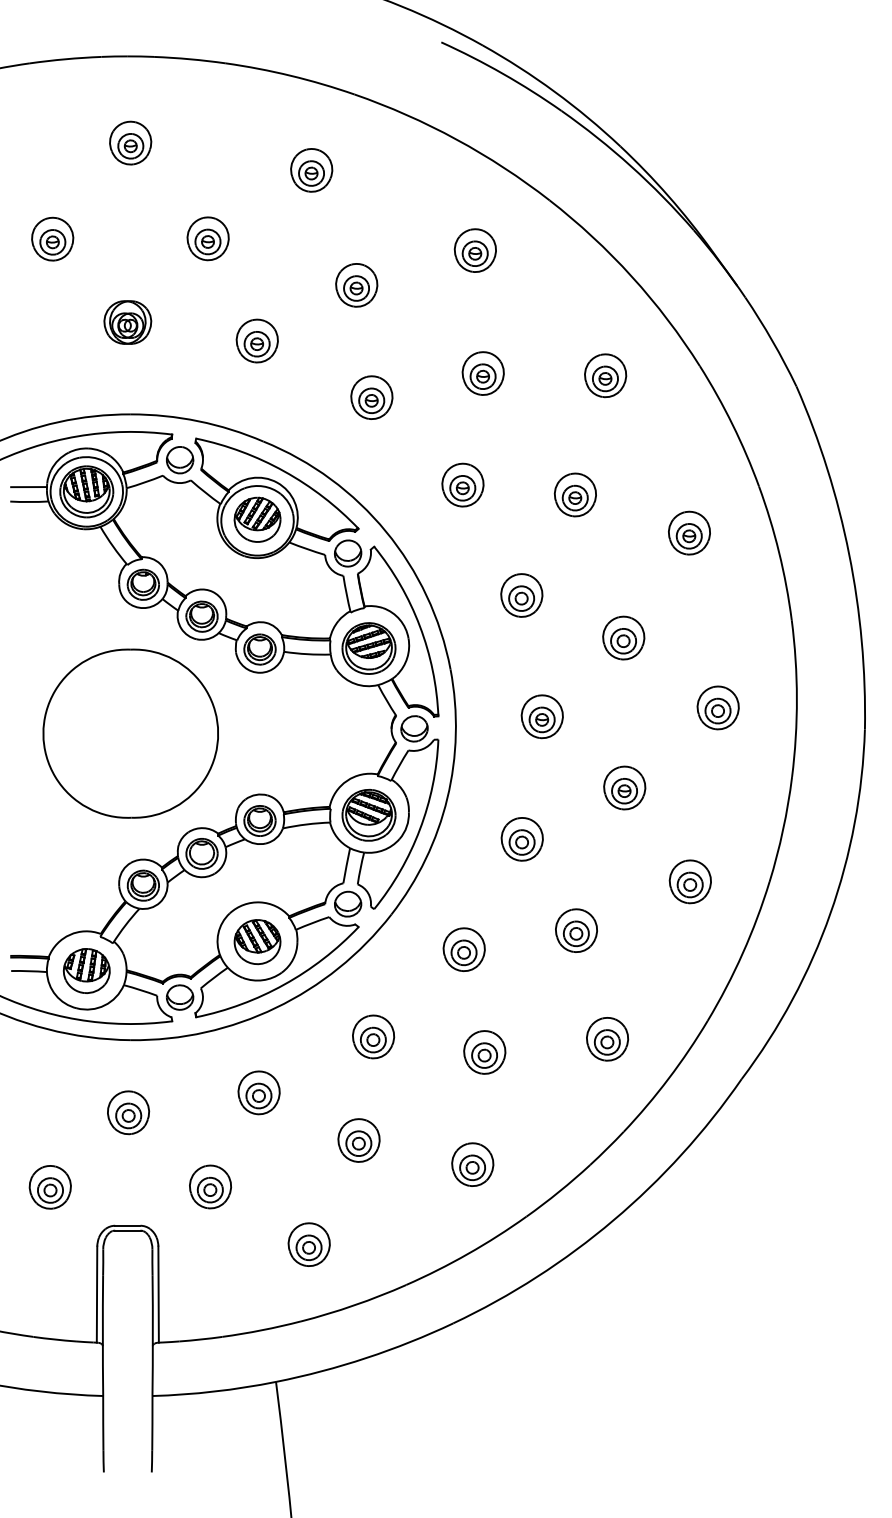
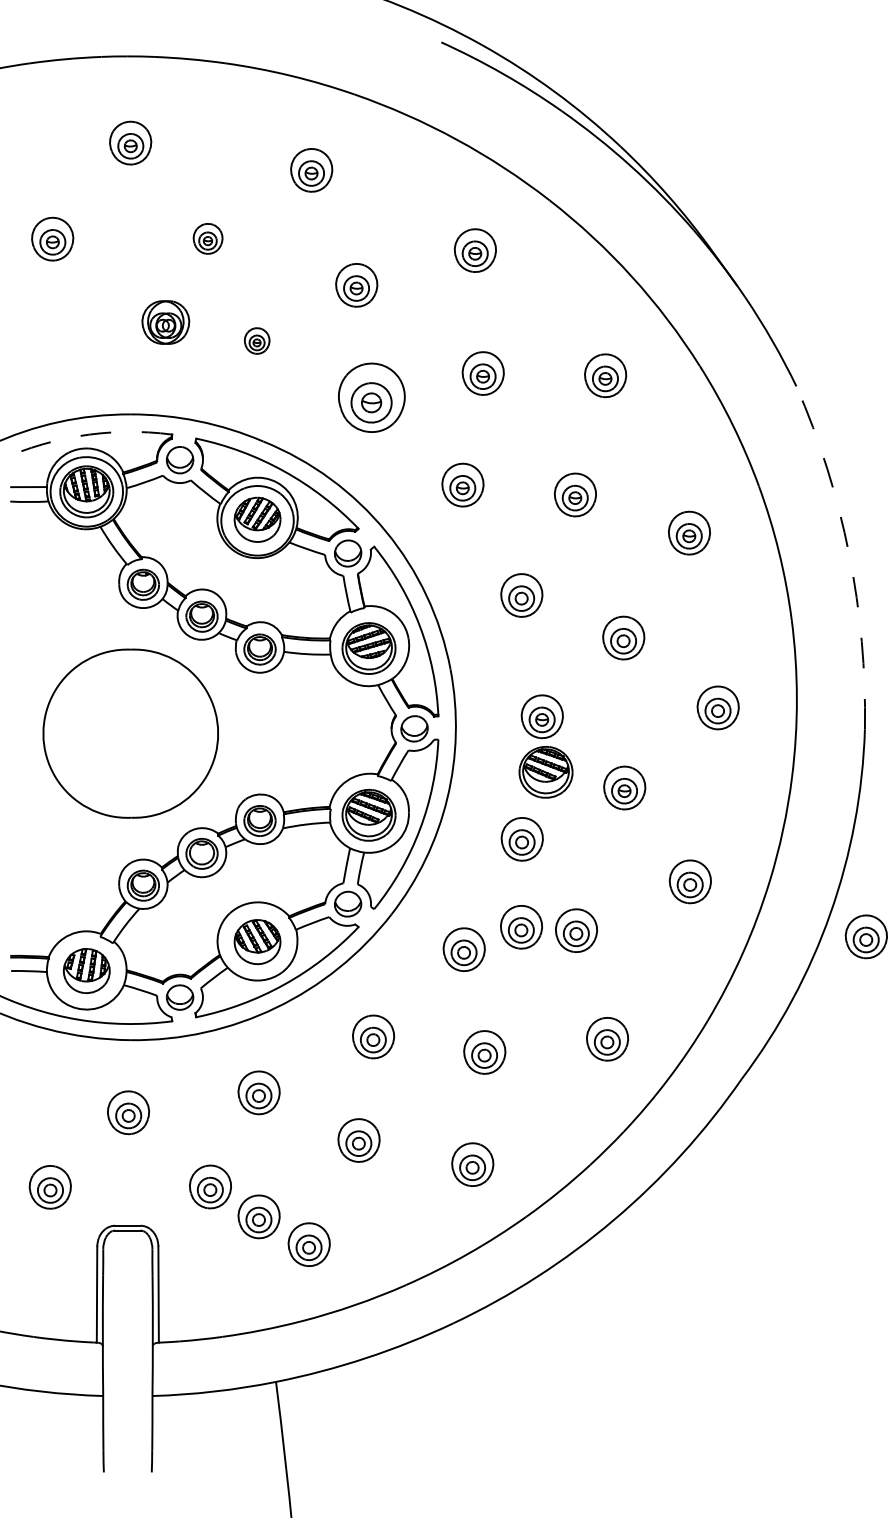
part size: 44x46 px -> 32x32 px (207, 238)
part position: (127, 322) -> (165, 322) (165, 322)
part size: 44x46 px -> 28x28 px (256, 340)
part size: 44x45 px -> 68x71 px (371, 397)
arc: solid -> dashed (84, 435)
arc: solid -> dashed (849, 554)
part: none -> present (545, 772)
part: none -> present (521, 927)
part: none -> present (865, 936)
part: none -> present (258, 1216)
